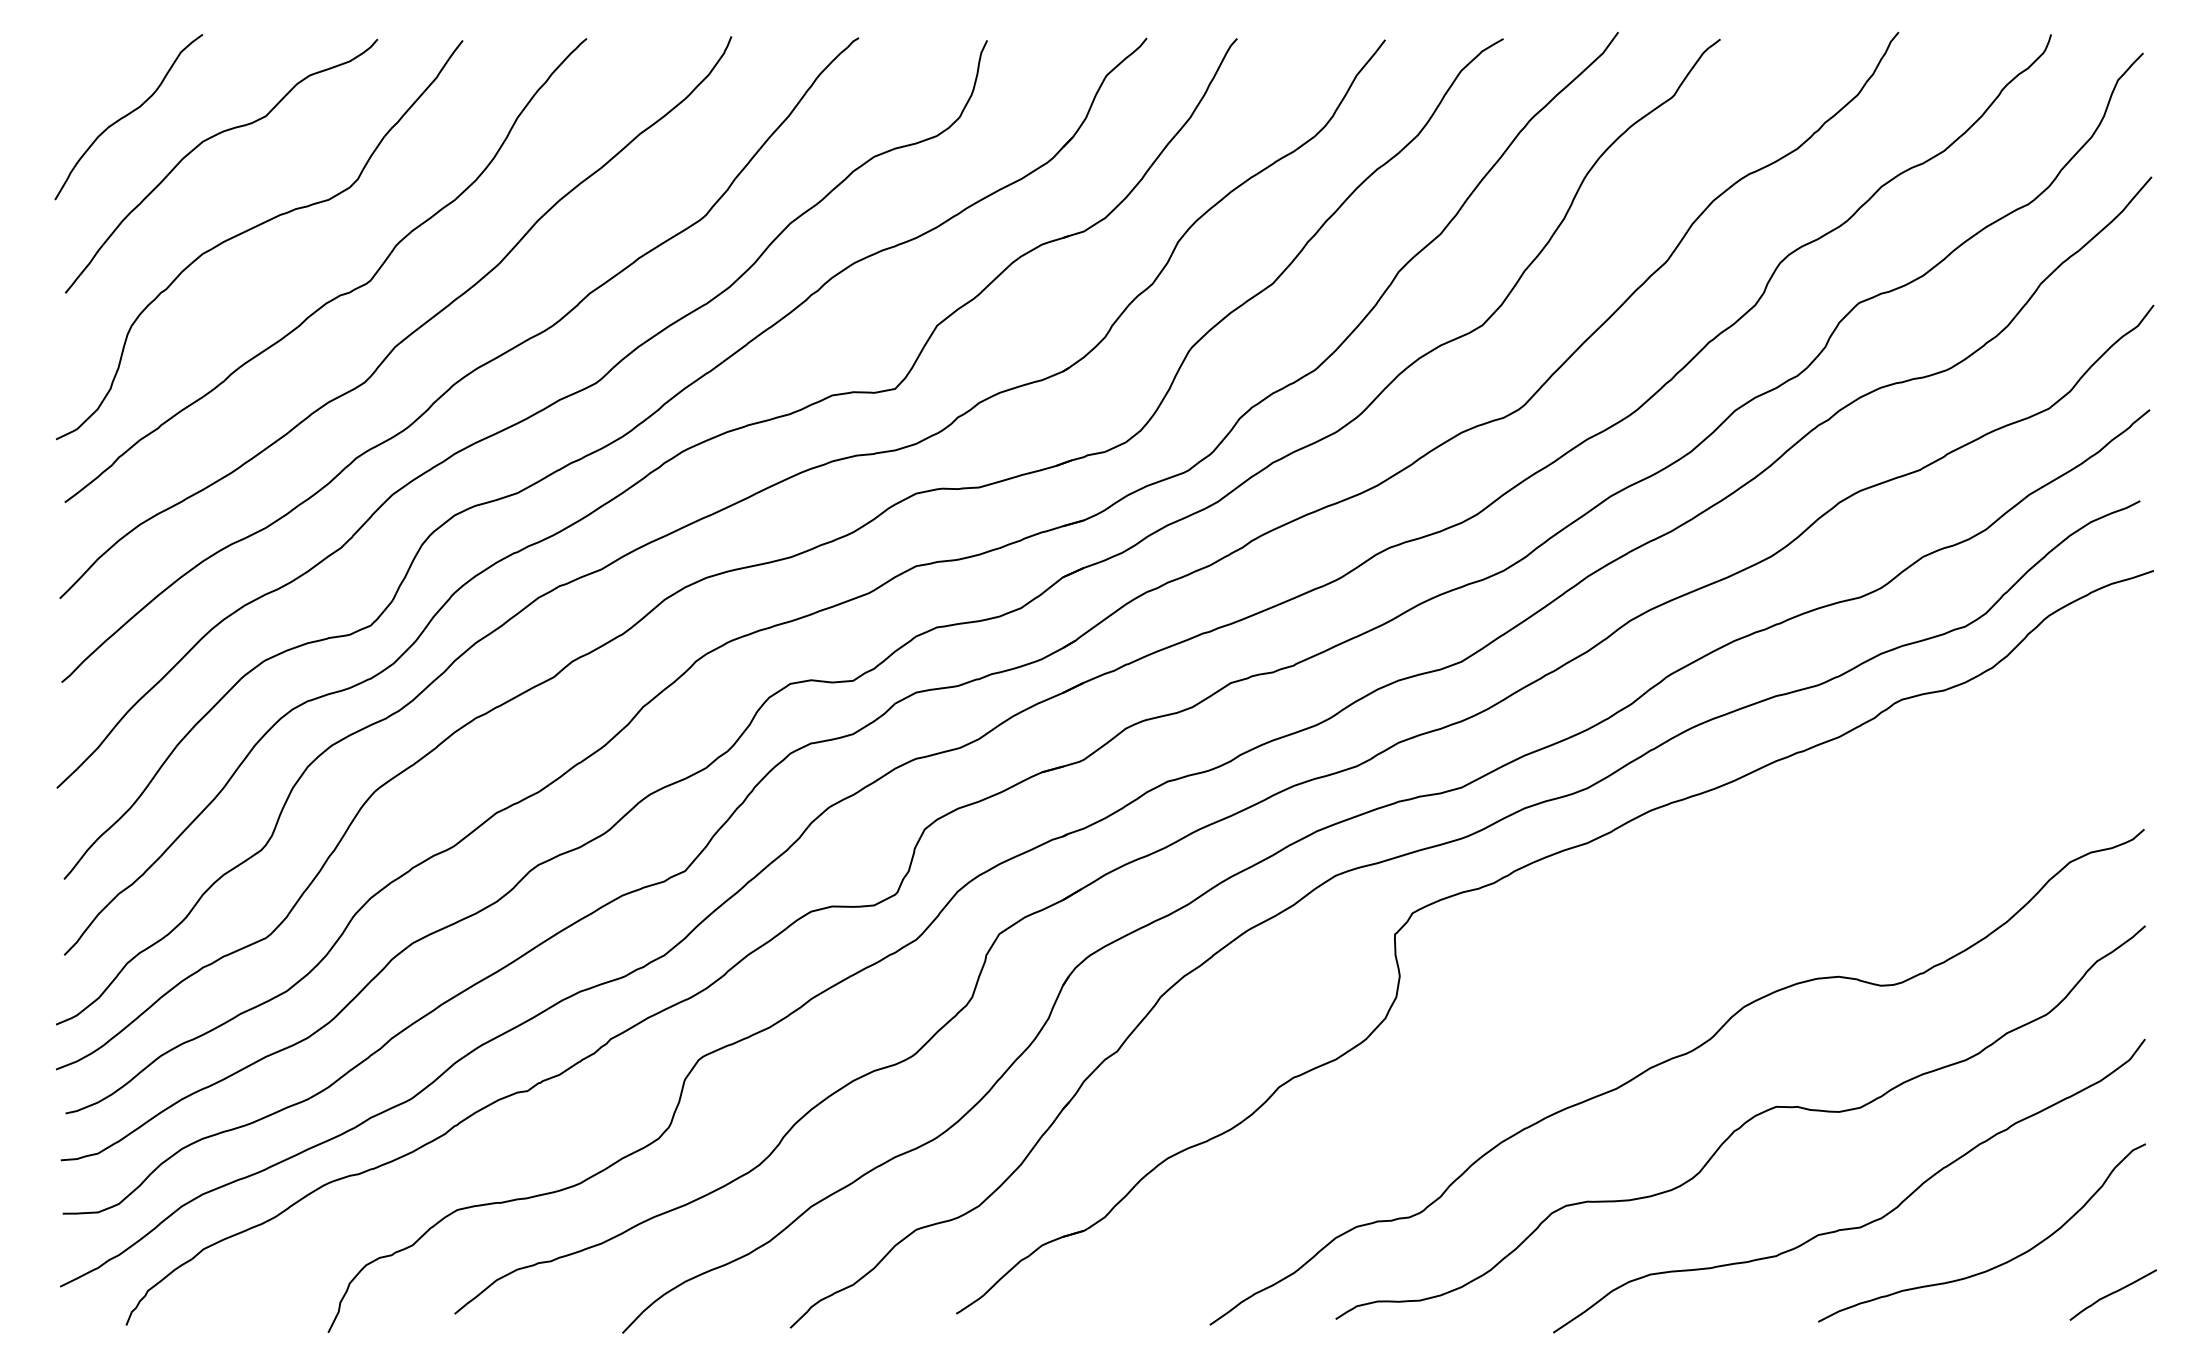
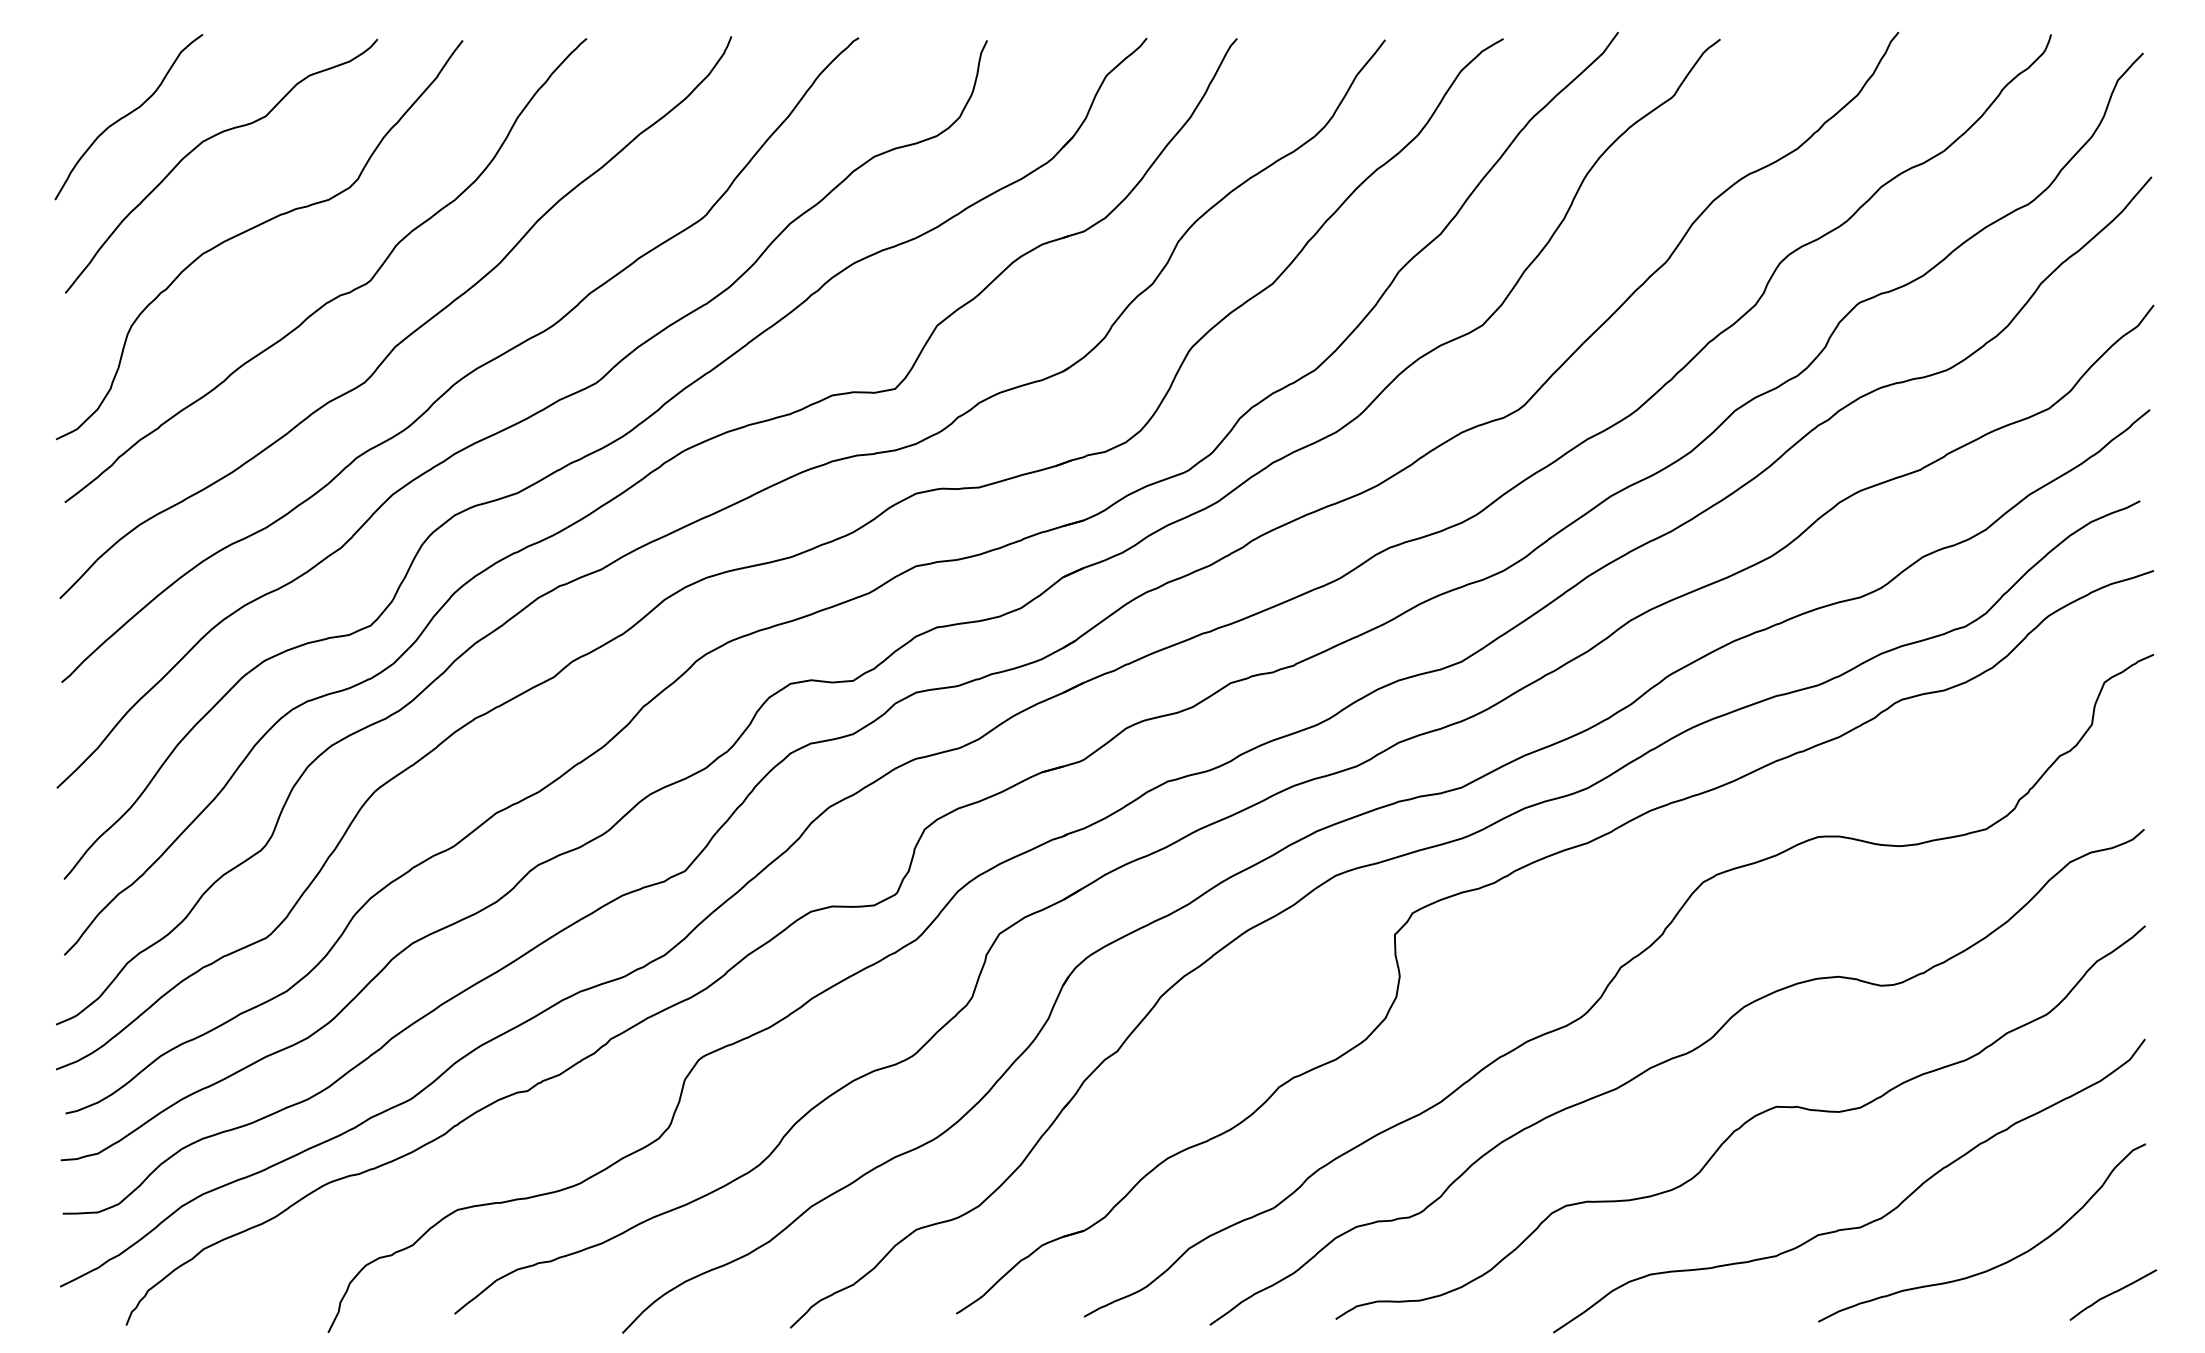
curve: none -> present (1613, 980)
